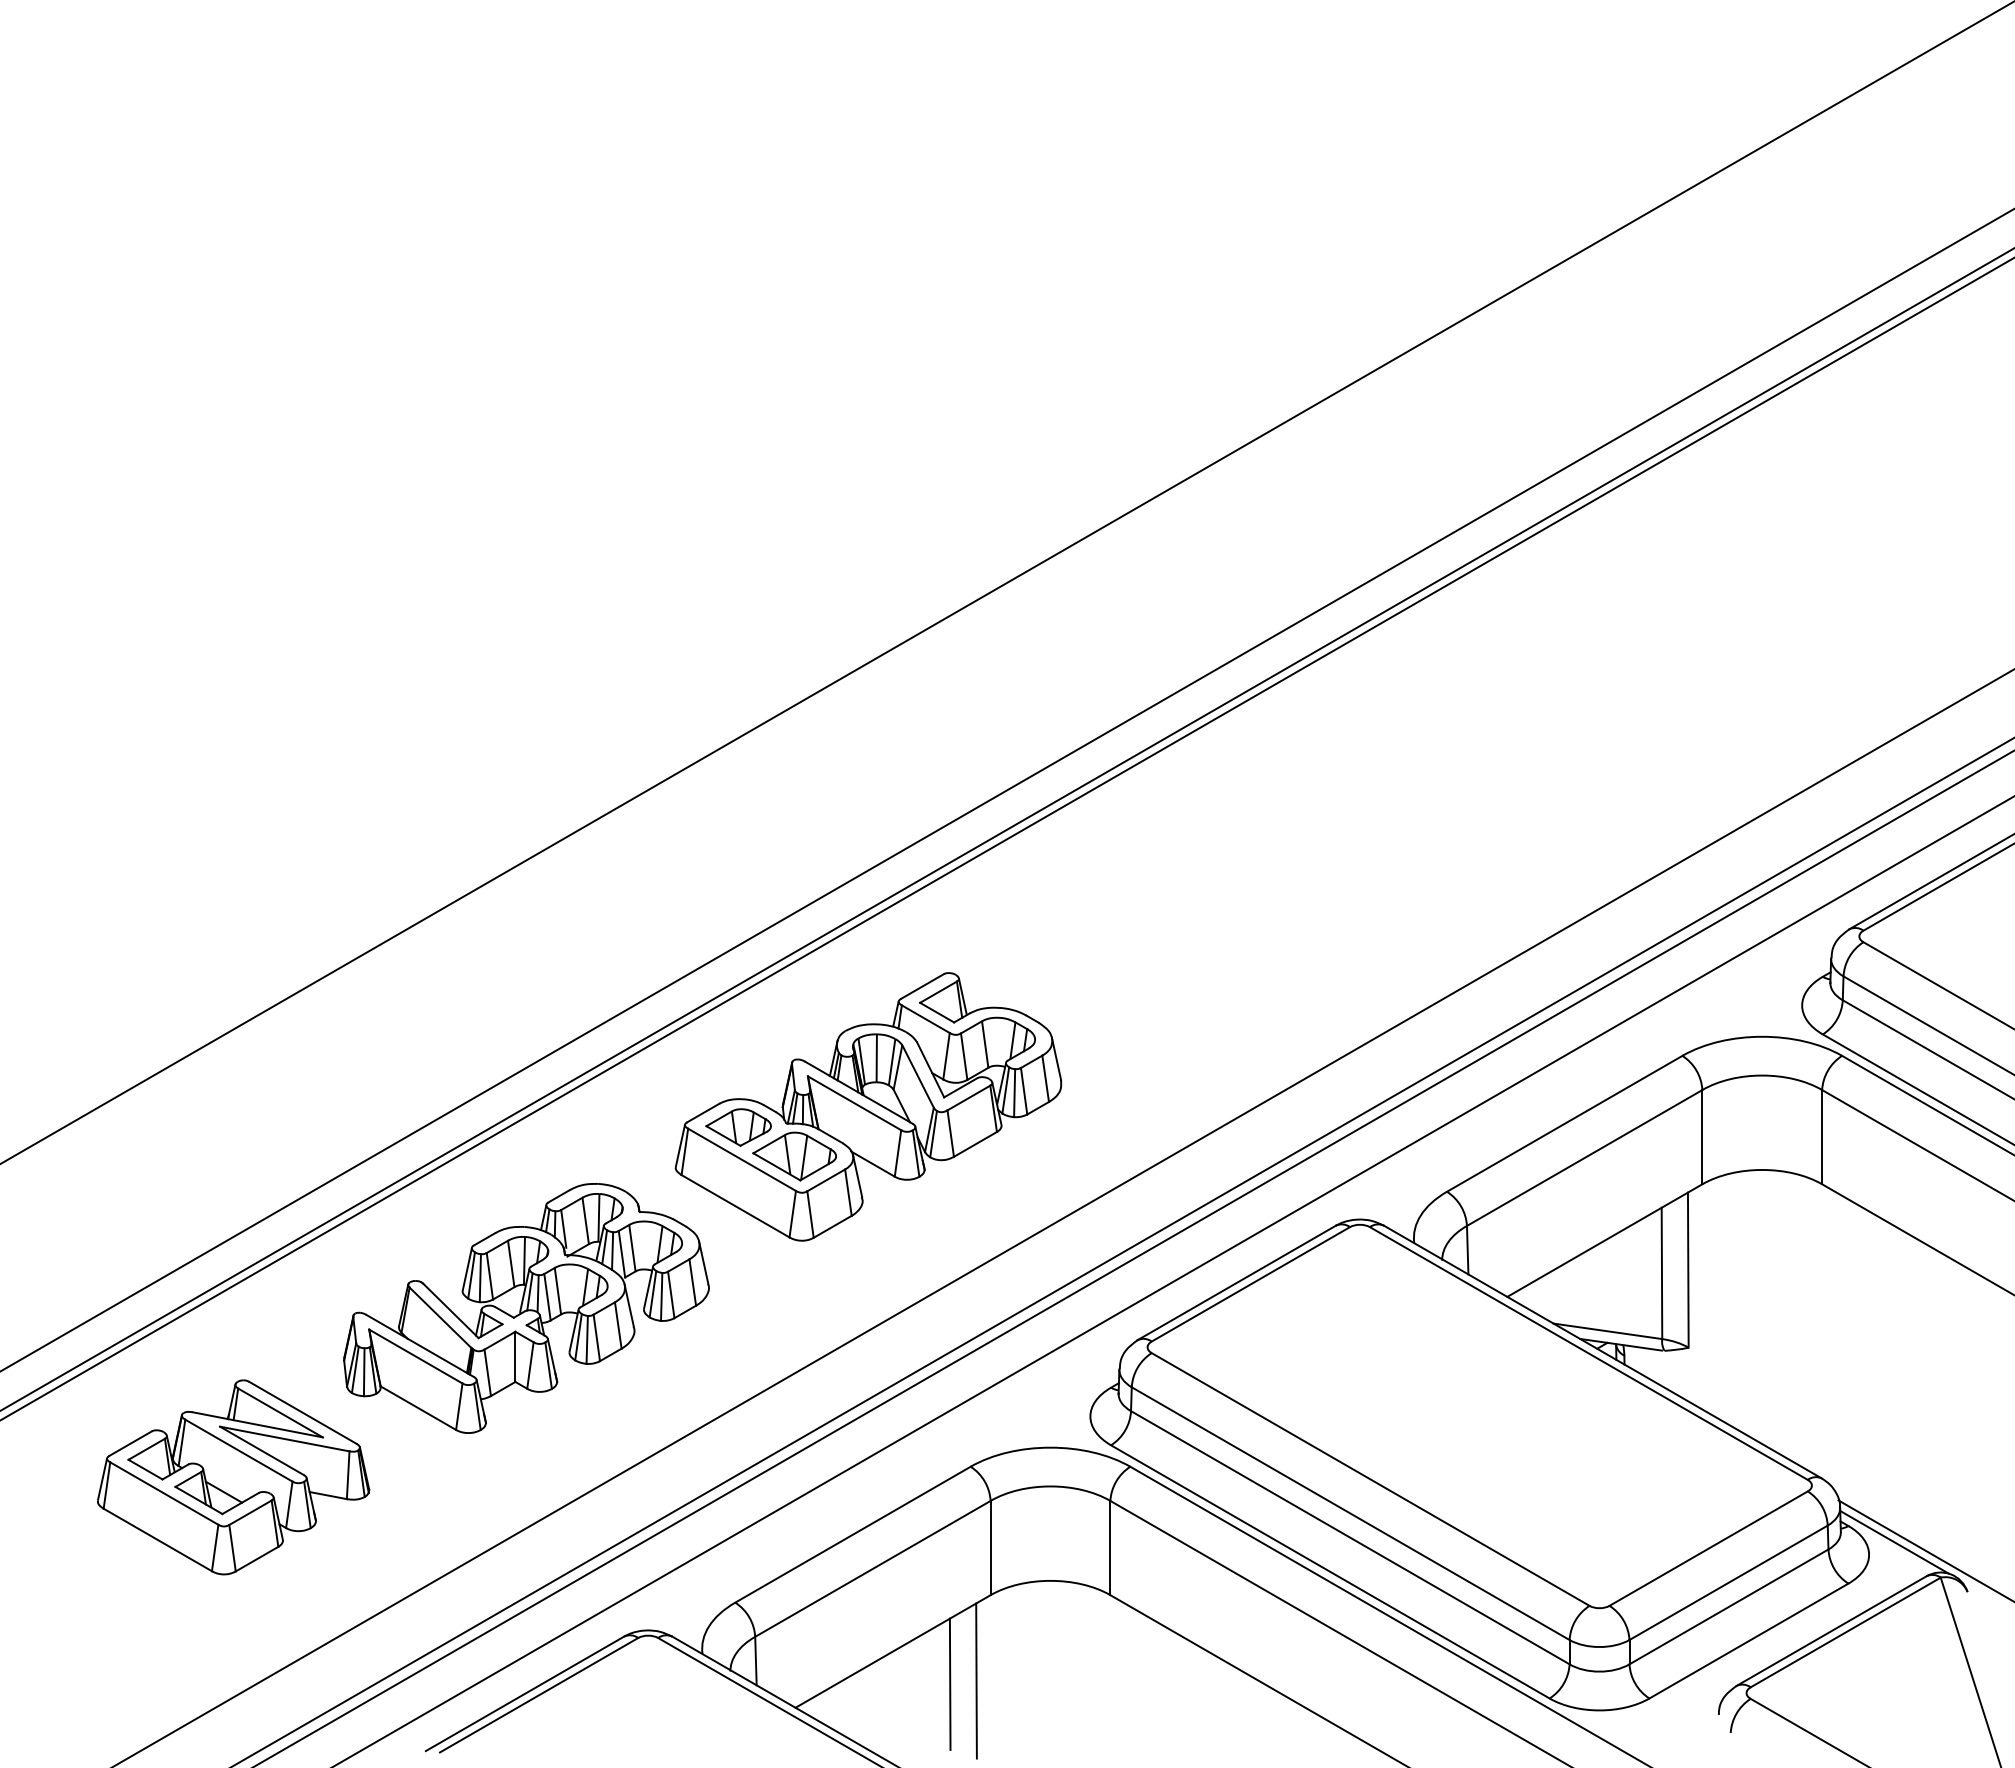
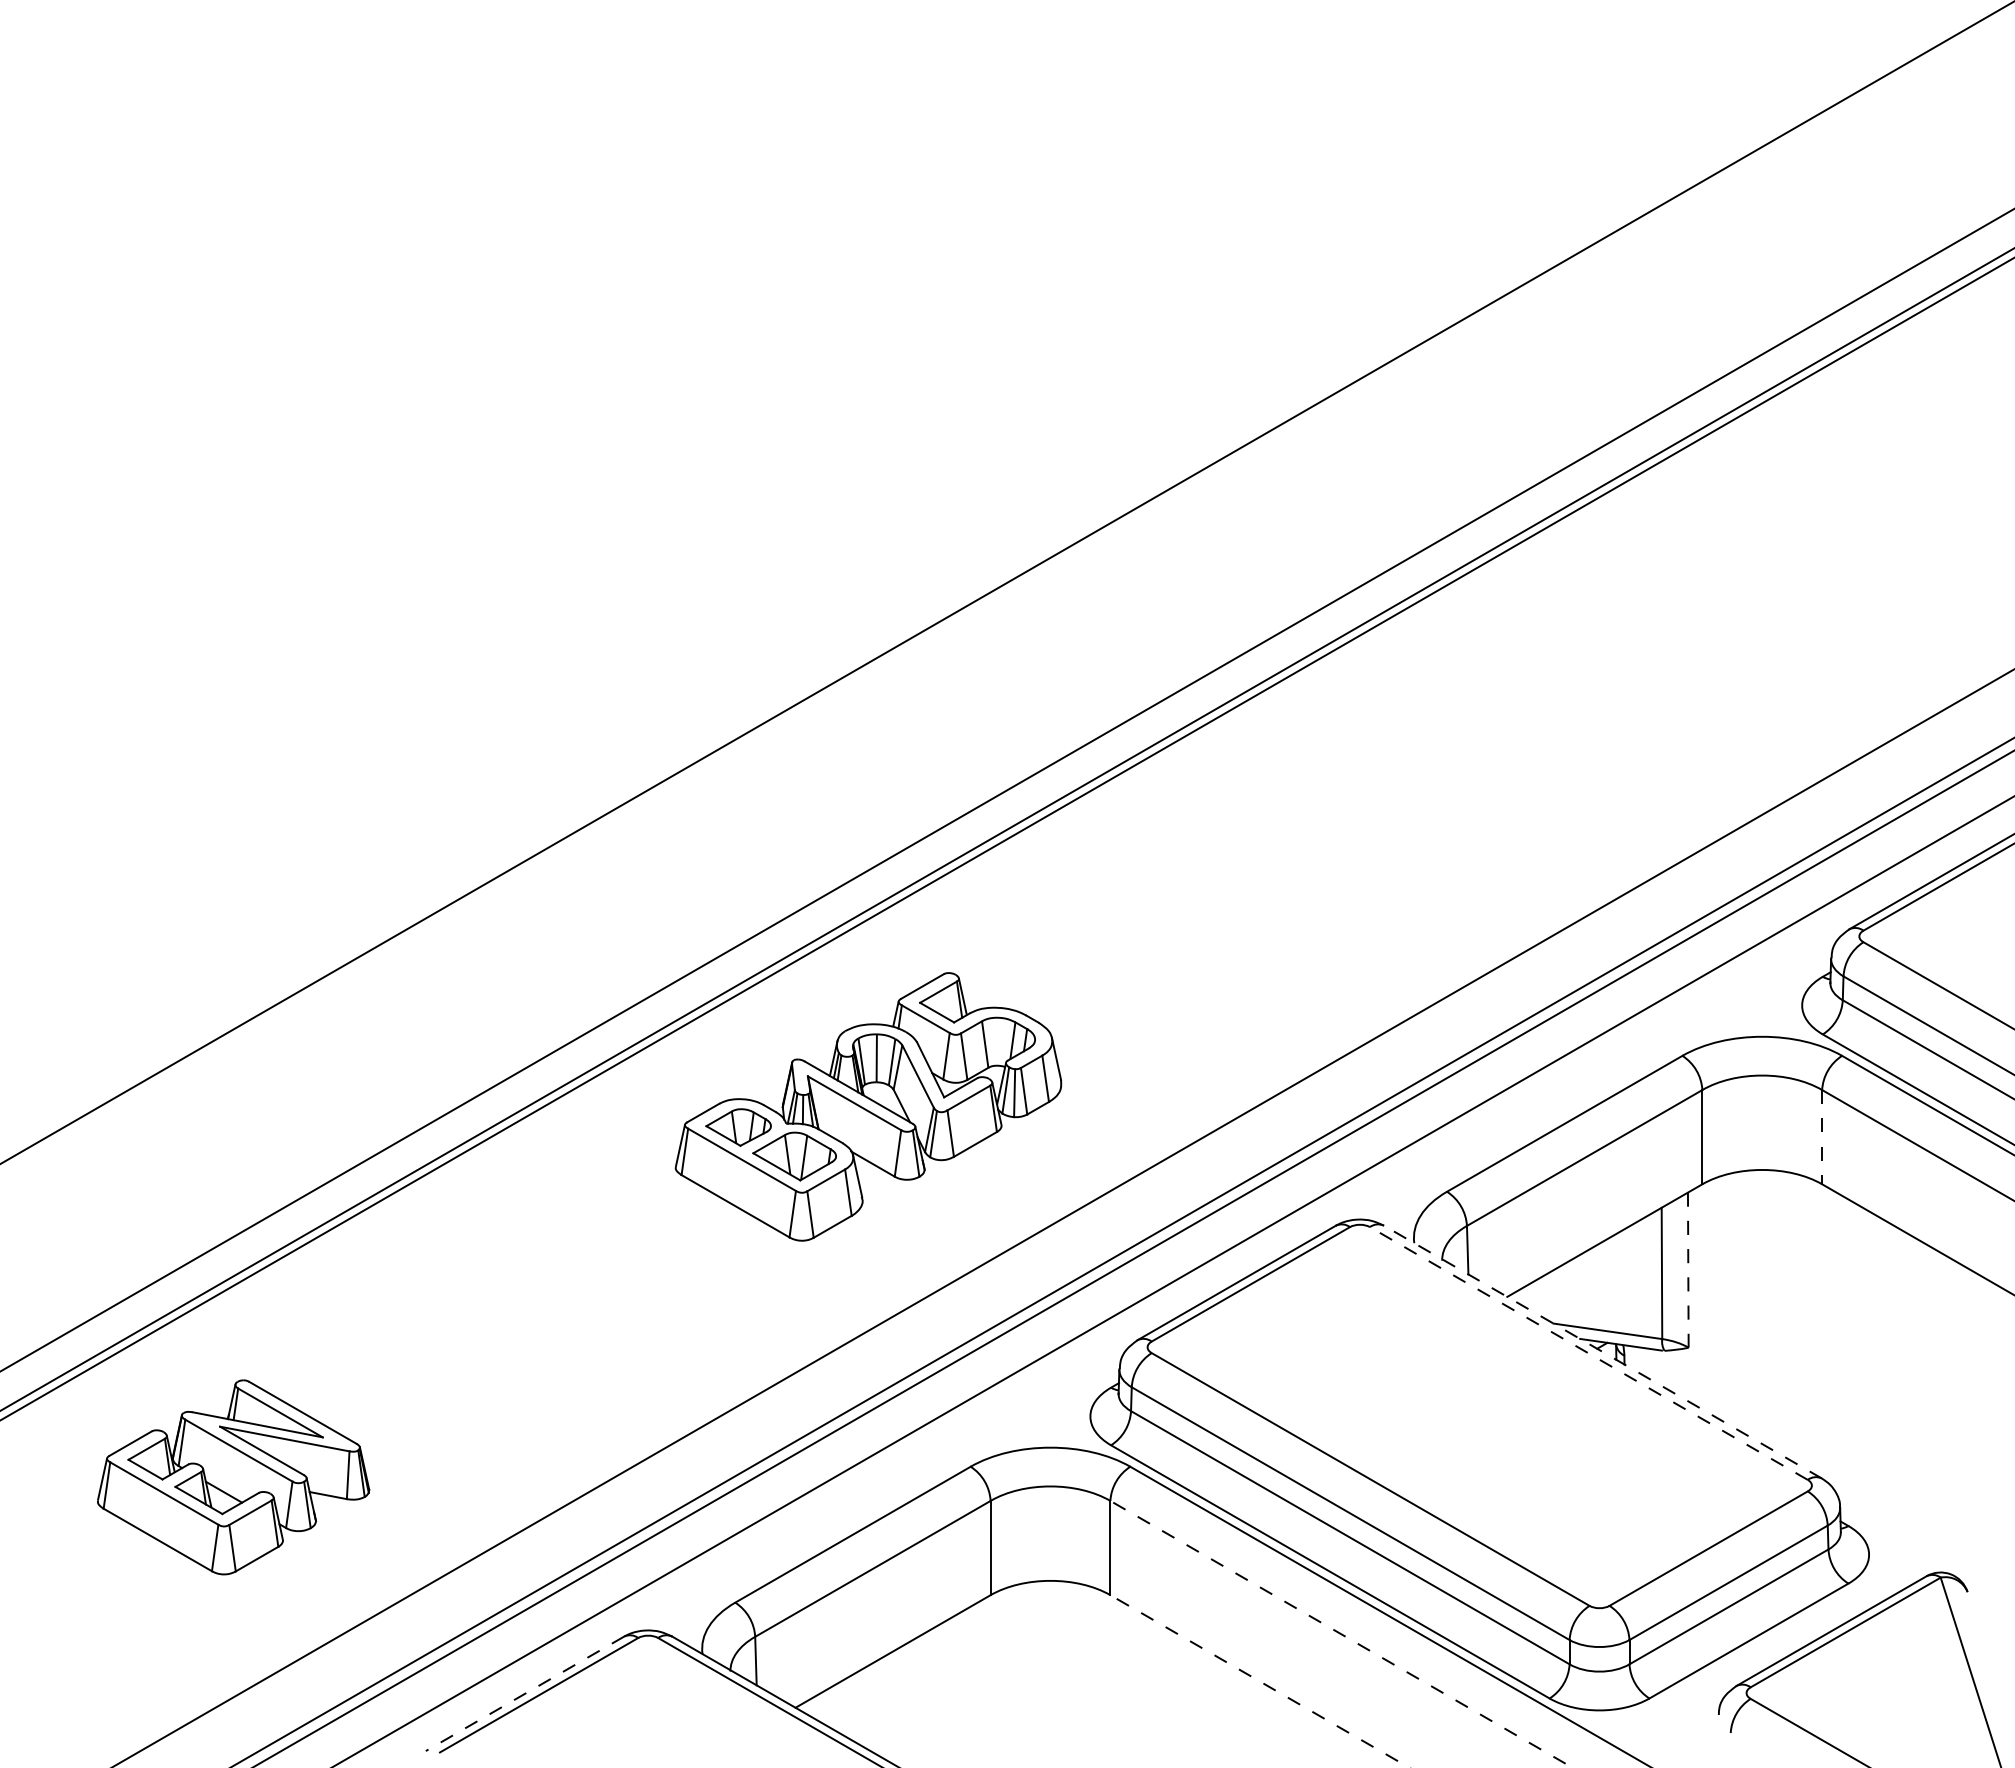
line: solid -> dashed (1822, 1137)
line: solid -> dashed (1688, 1270)
part: present -> none (526, 1308)
line: solid -> dashed (1602, 1352)
line: solid -> dashed (1588, 1353)
line: present -> none (1894, 1541)
line: present -> none (1924, 1550)
line: solid -> dashed (1341, 1634)
line: present -> none (976, 1680)
line: solid -> dashed (1260, 1681)
line: present -> none (949, 1683)
line: solid -> dashed (524, 1694)
